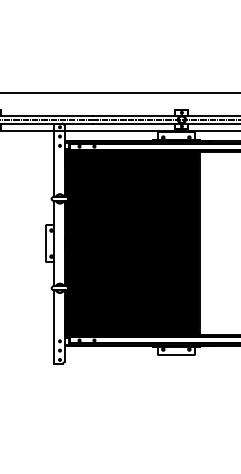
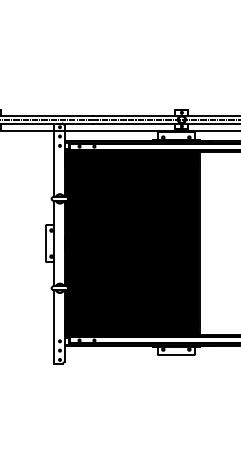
line: present -> none (119, 93)
